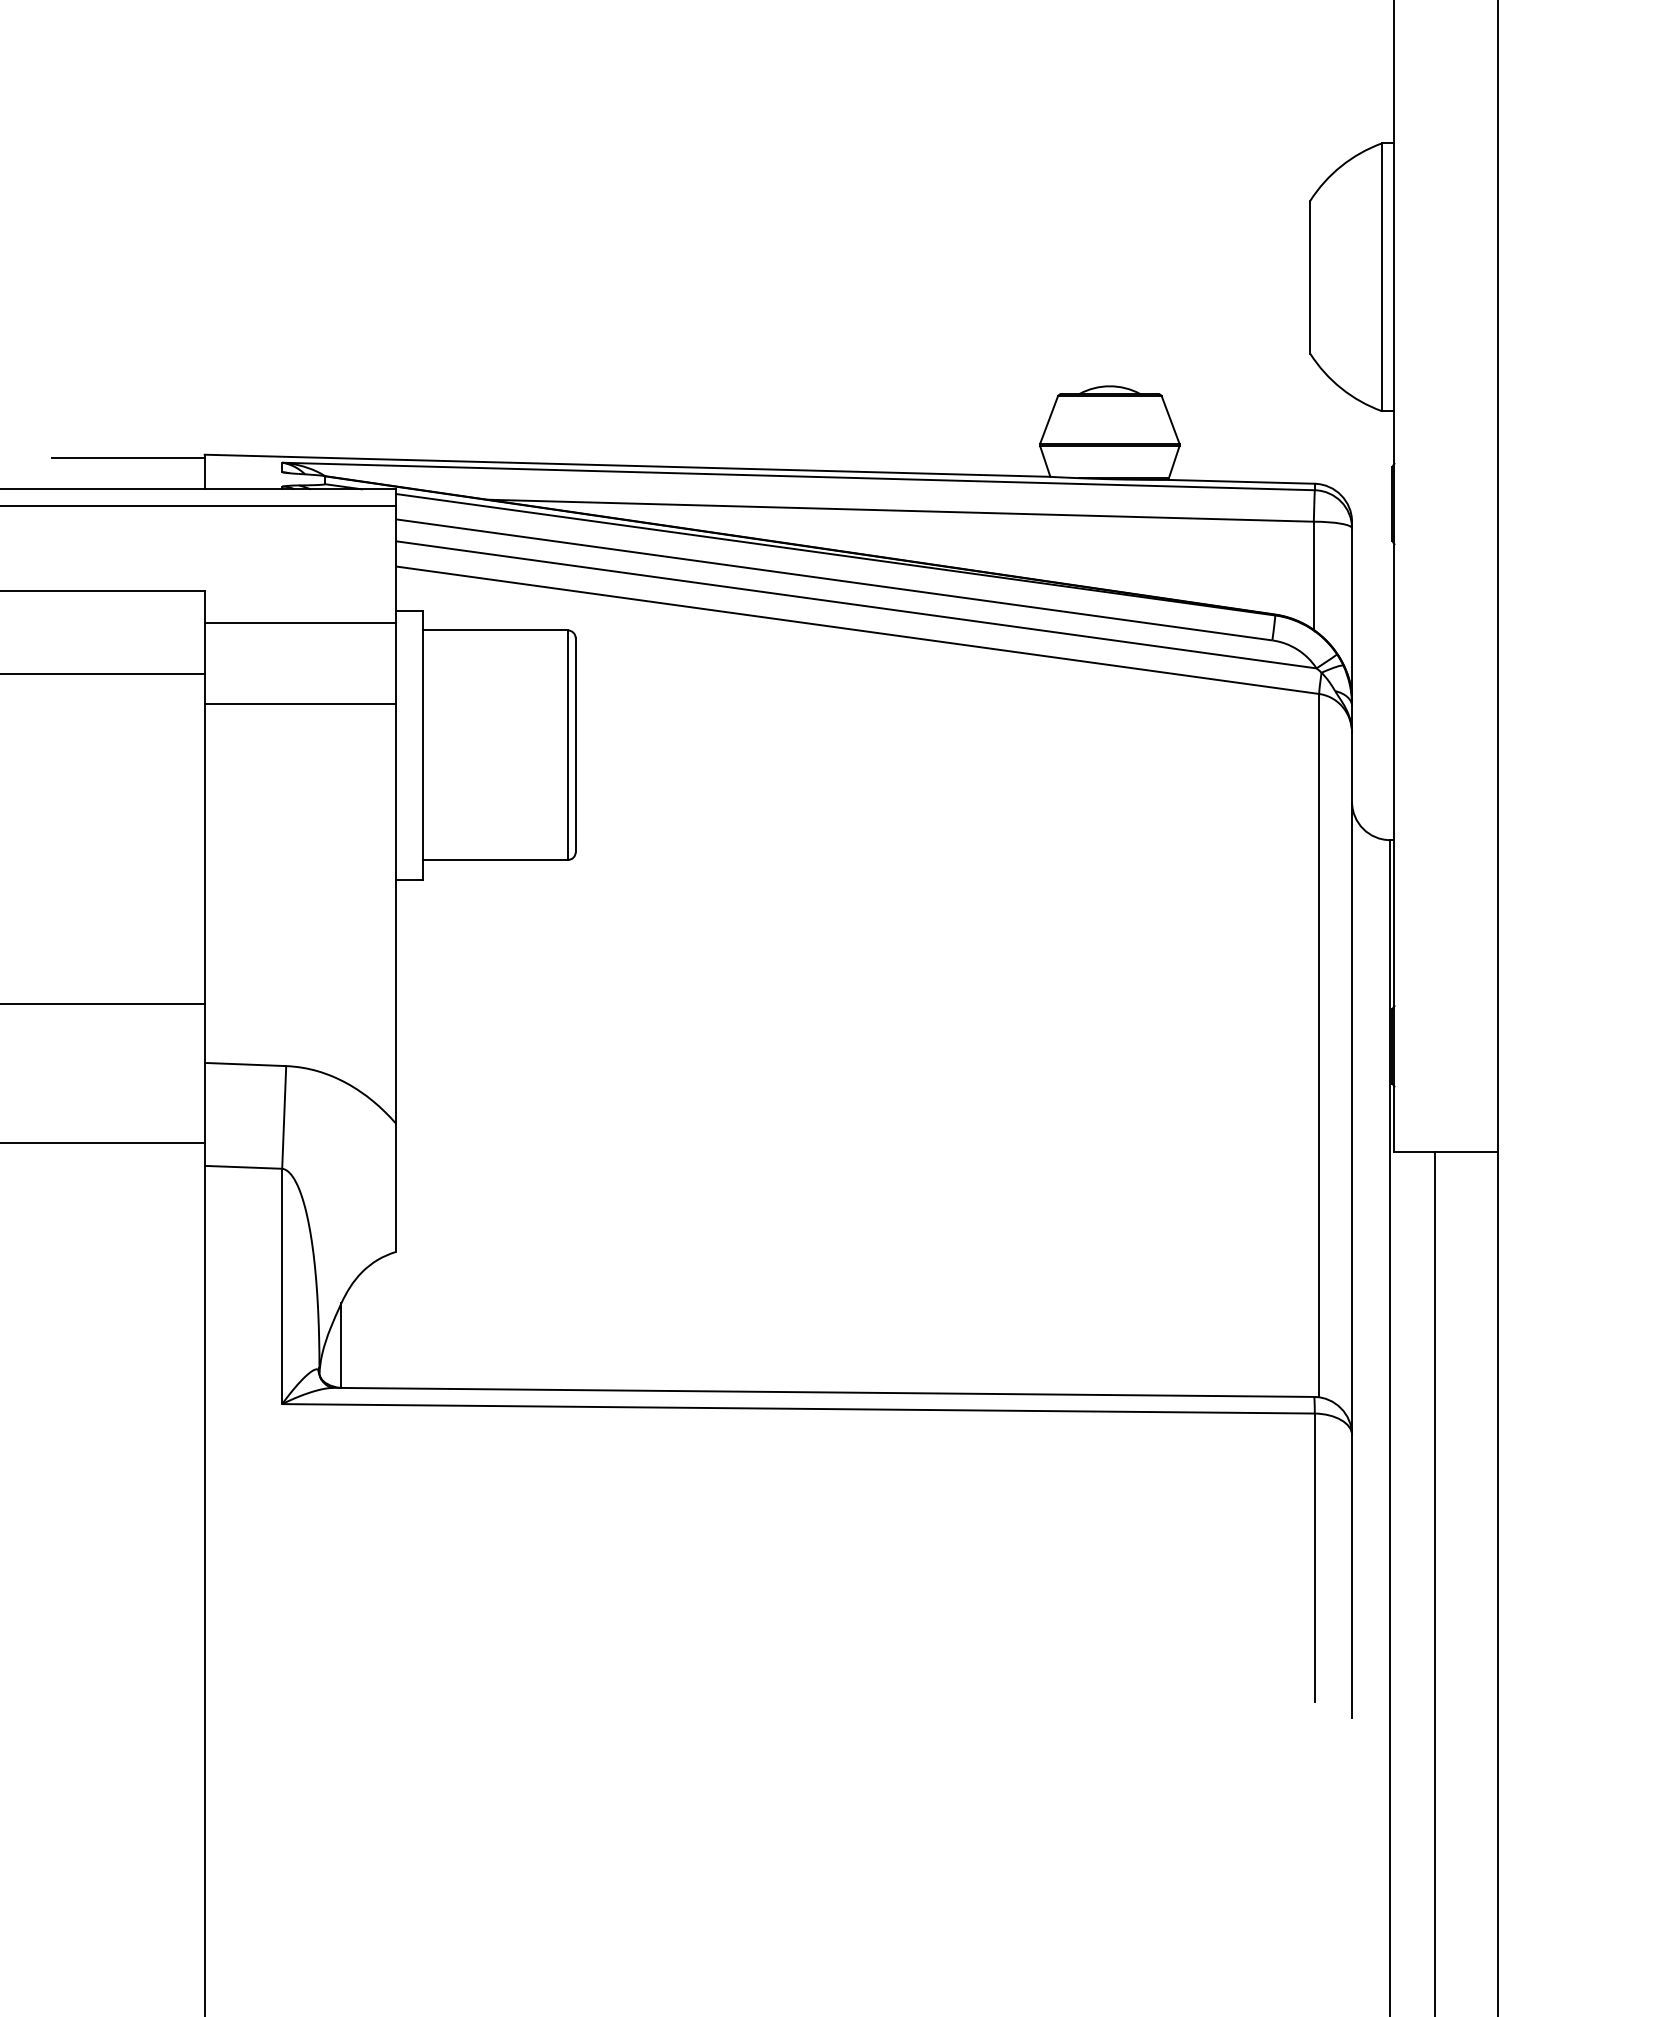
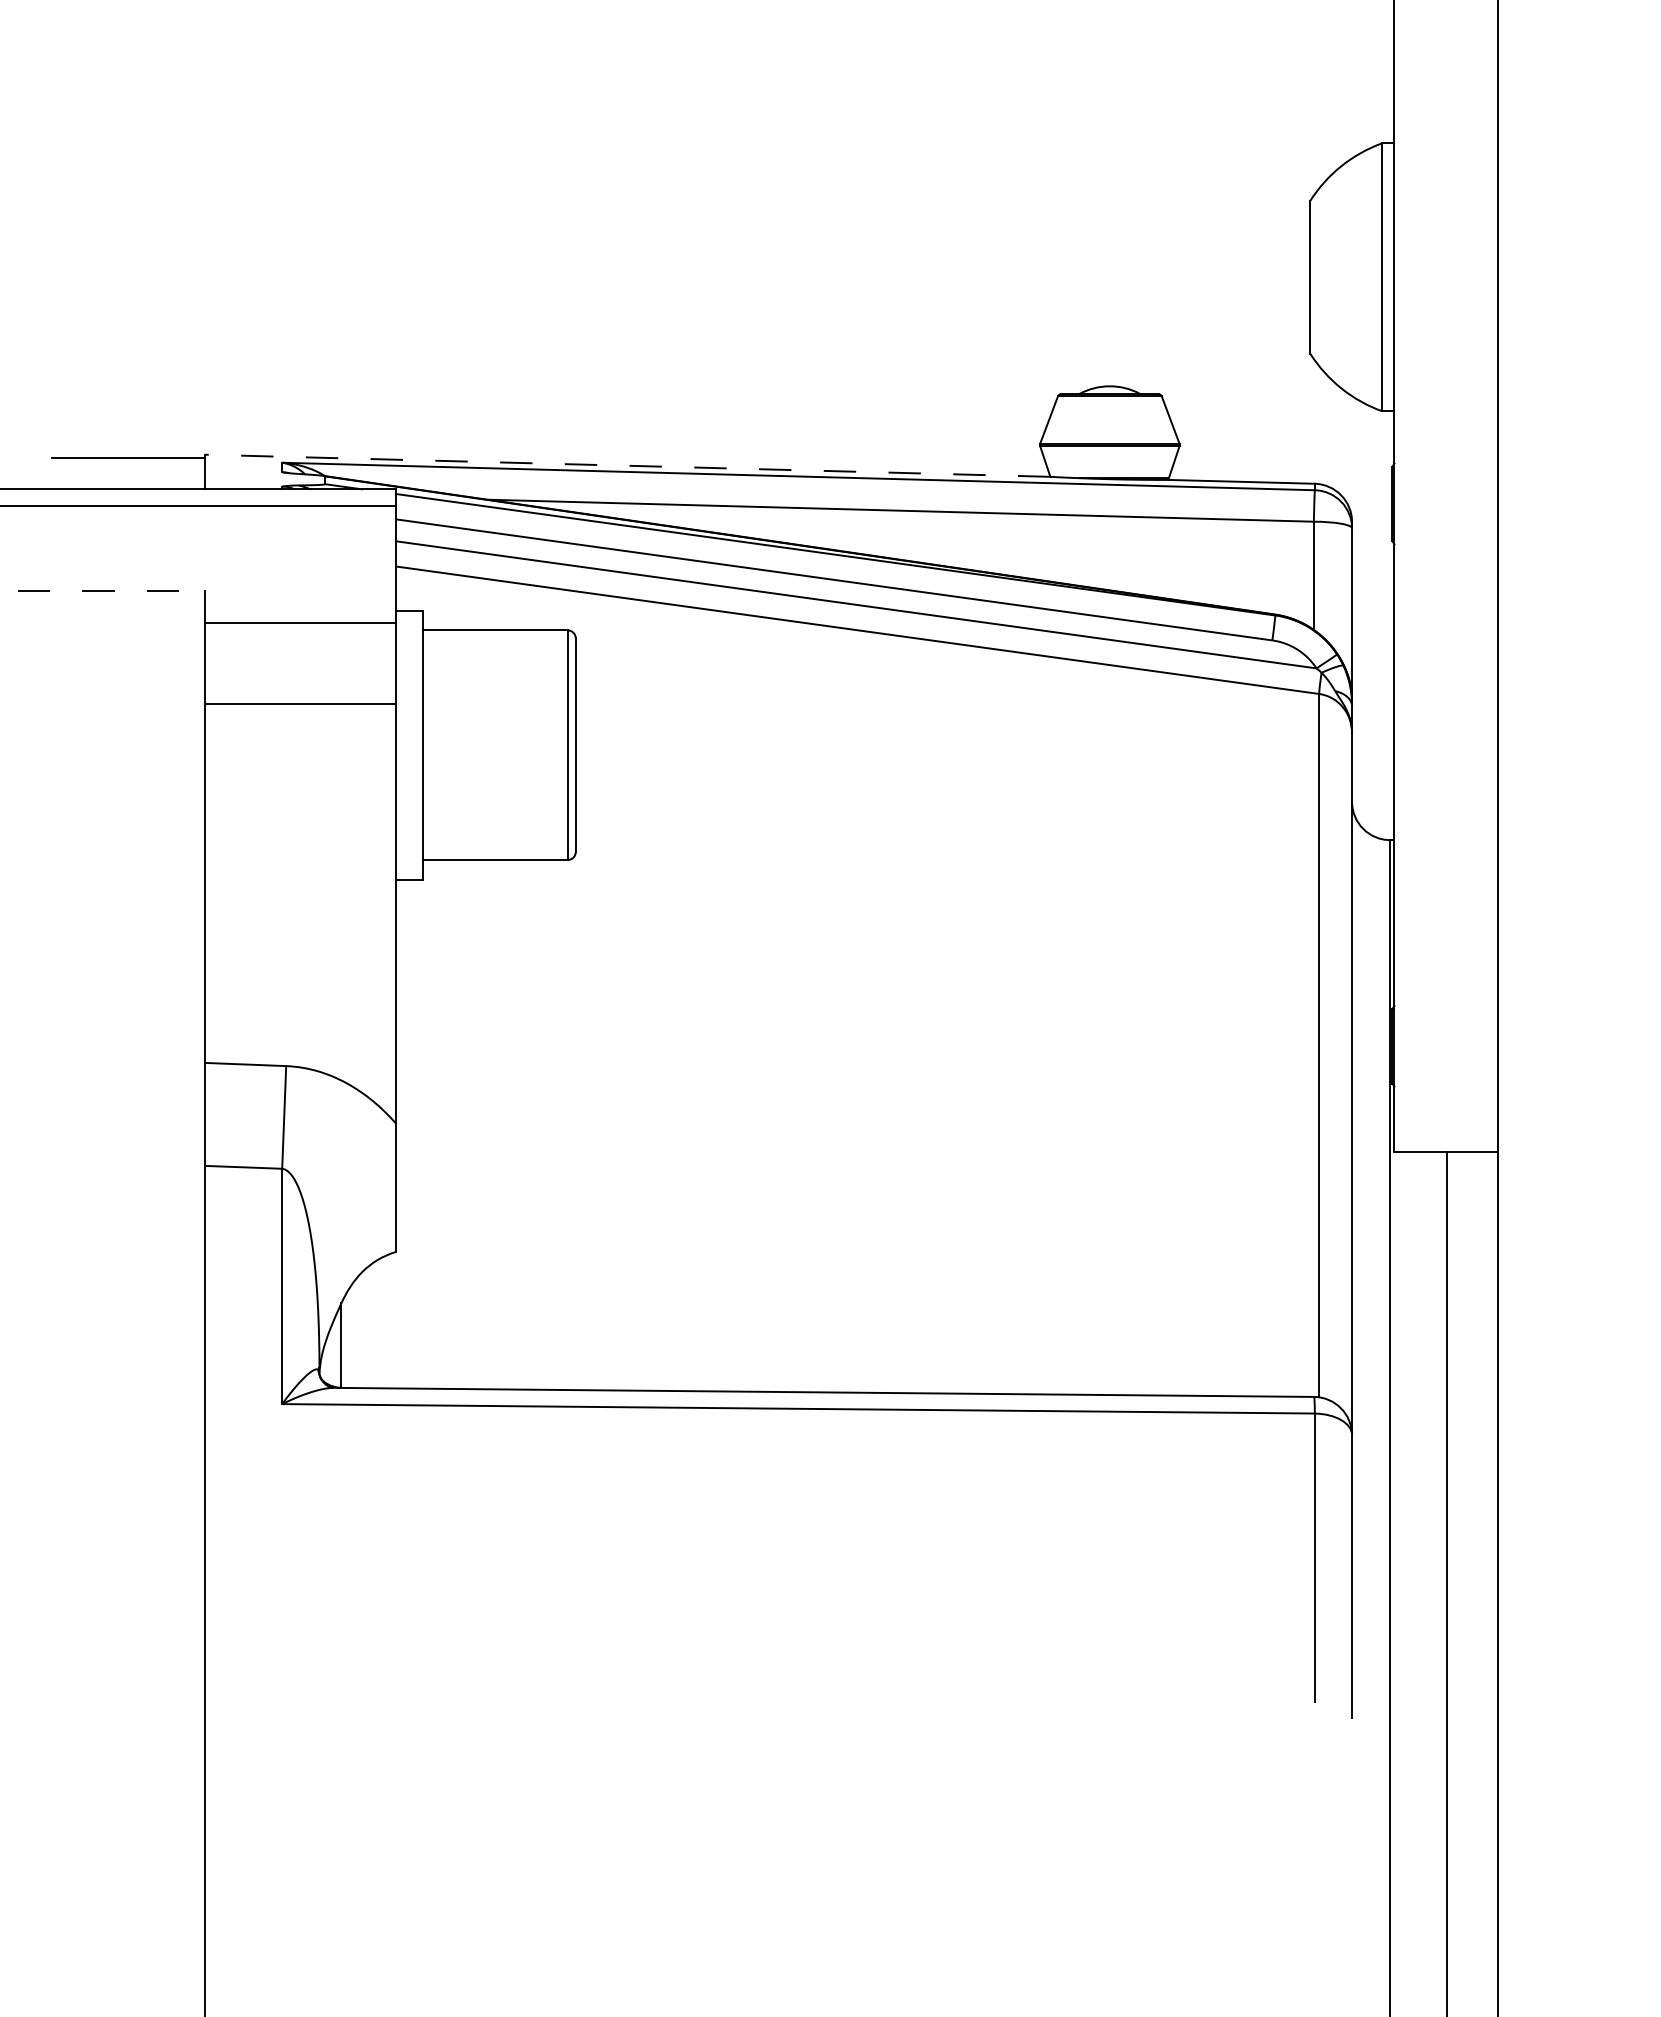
line: solid -> dashed (627, 465)
line: solid -> dashed (102, 591)
line: present -> none (103, 673)
line: present -> none (103, 1003)
line: present -> none (103, 1143)
line position: (1434, 1582) -> (1446, 1582) (1446, 1582)
